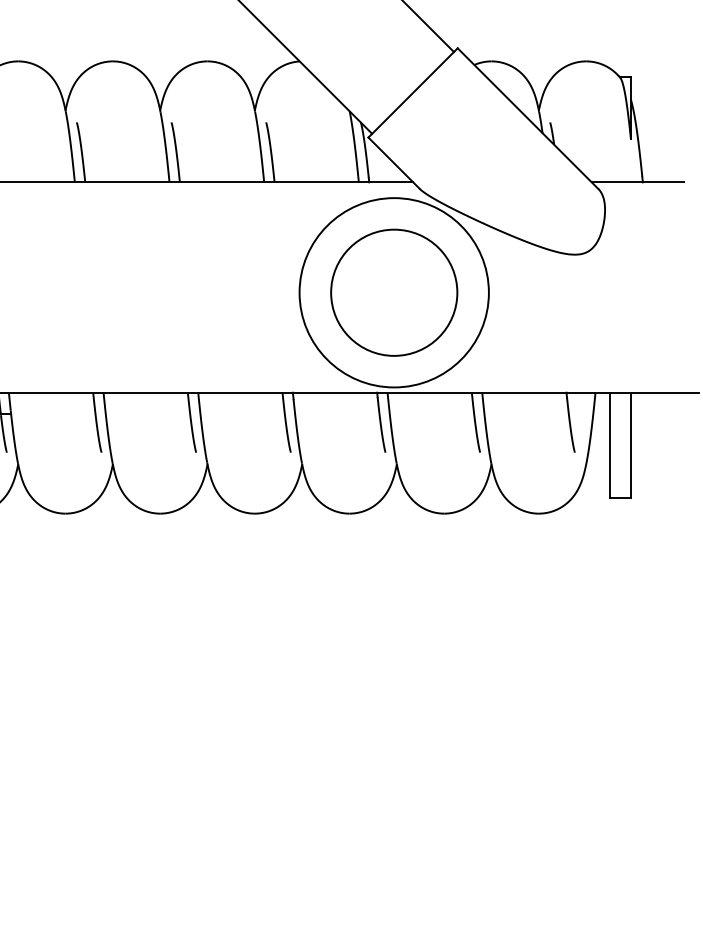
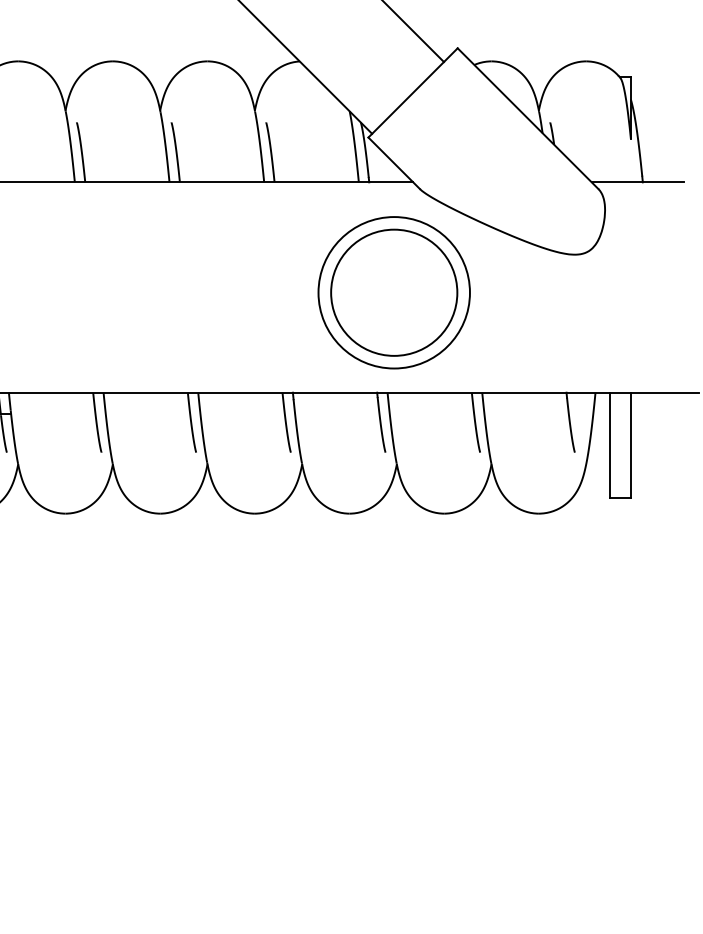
line position: (428, 27) -> (413, 32) (413, 32)
circle diameter: 189 px -> 151 px (393, 292)
